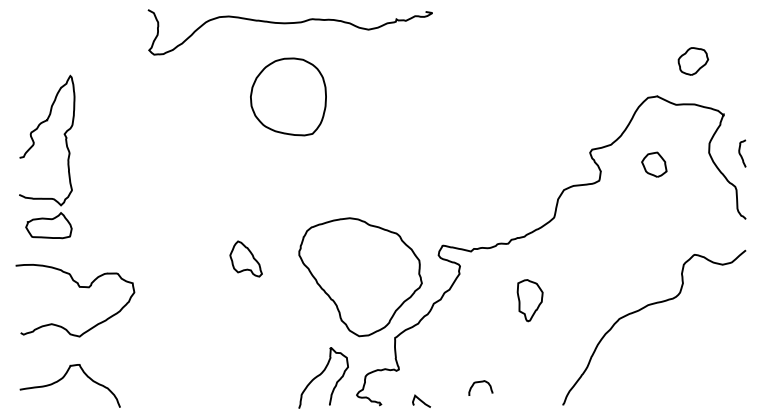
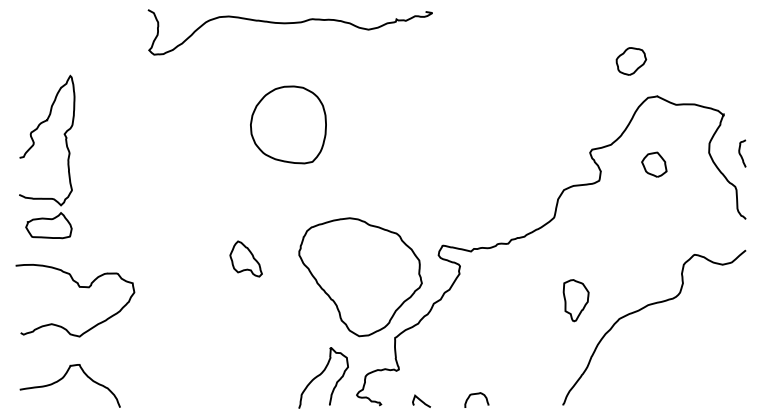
part position: (693, 61) -> (631, 61) (631, 61)
part position: (288, 96) -> (288, 124) (288, 124)
part position: (529, 300) -> (575, 300) (575, 300)
curve position: (480, 382) -> (476, 394) (476, 394)
